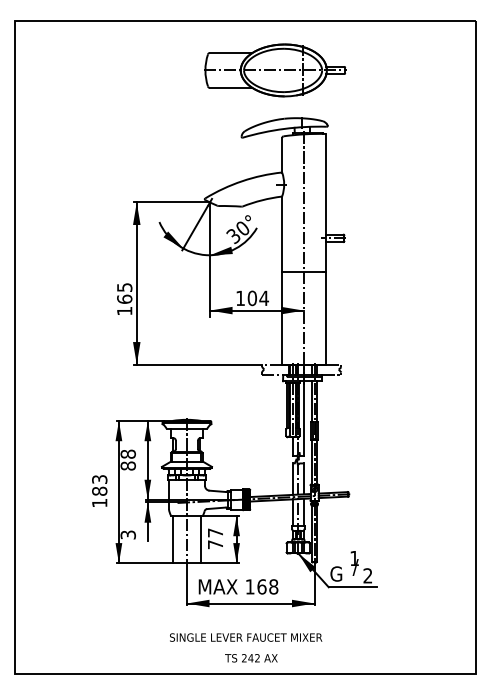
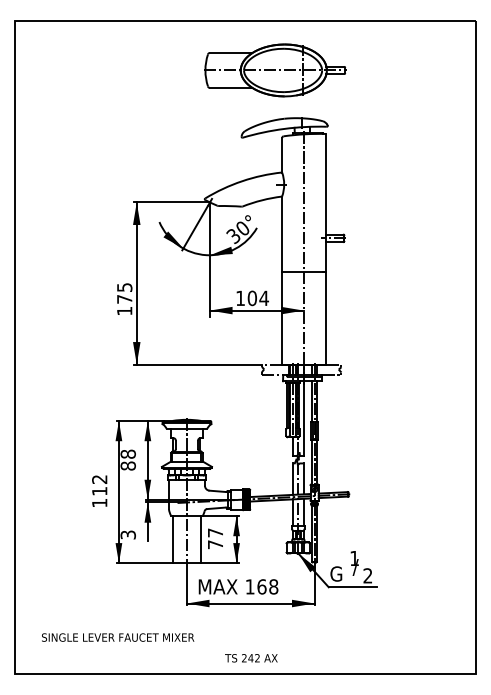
text: 165 -> 175 (124, 298)
text: 183 -> 112 (99, 485)
text position: (246, 637) -> (118, 637) (118, 637)
